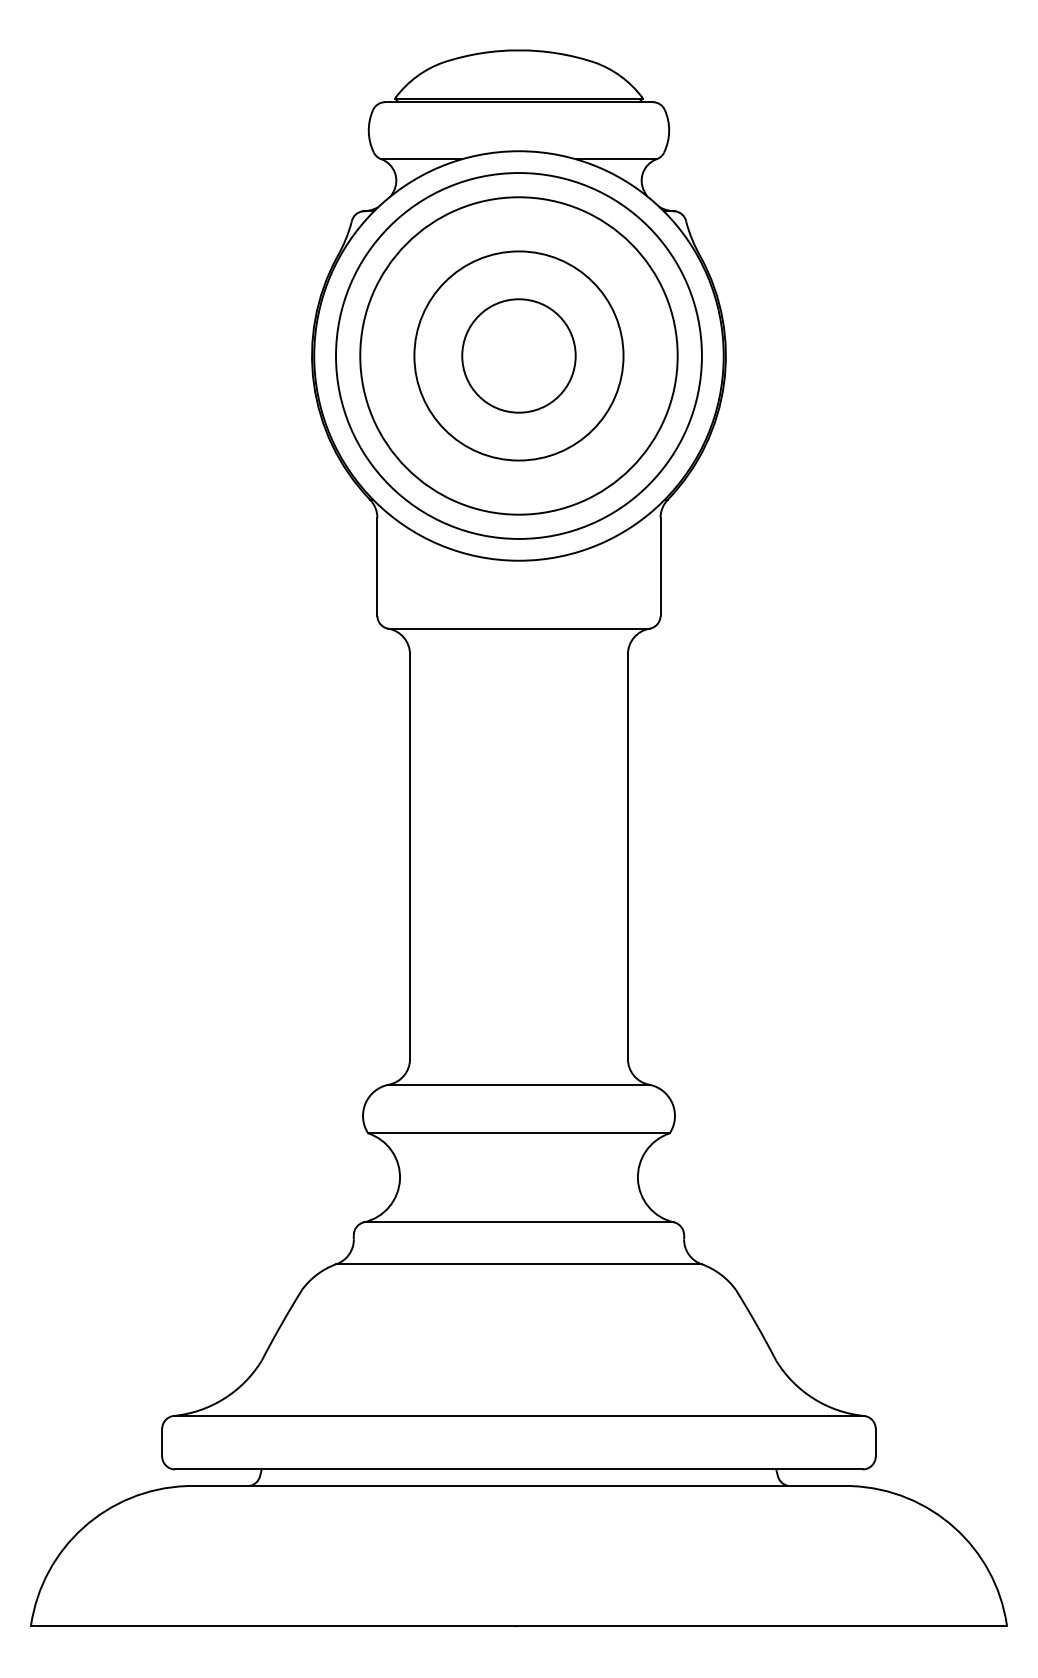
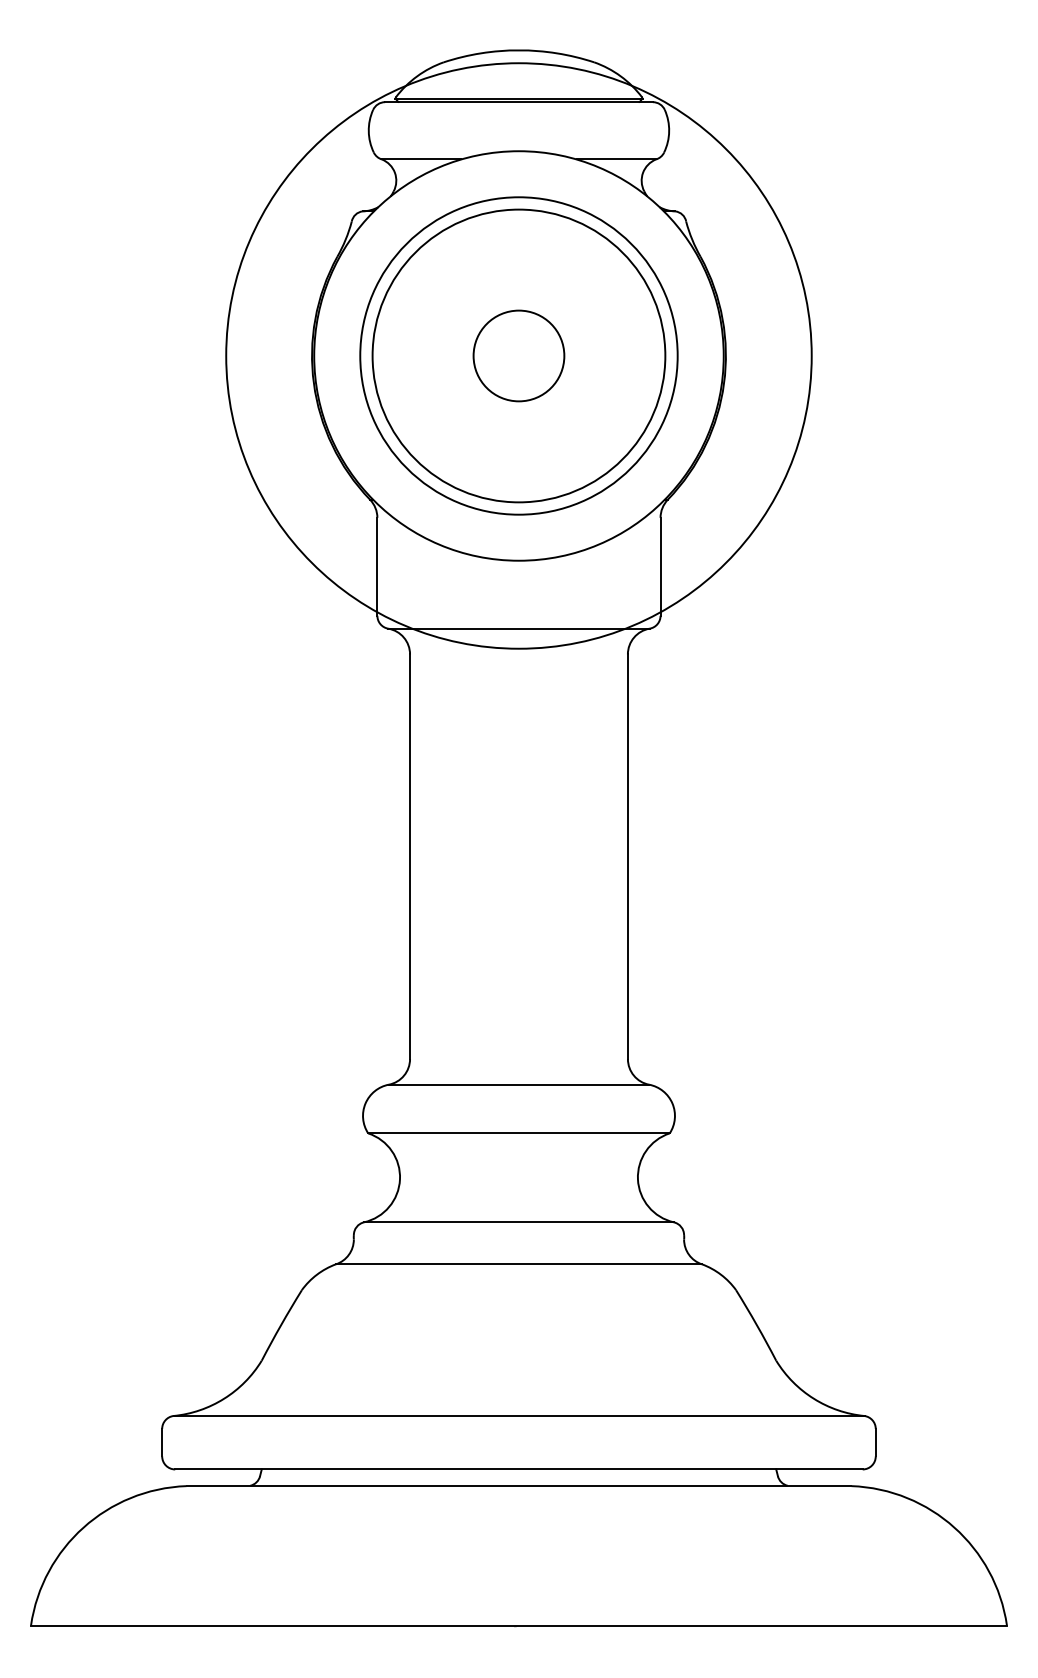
circle diameter: 113 px -> 91 px (518, 355)
circle diameter: 209 px -> 293 px (518, 355)
circle diameter: 366 px -> 586 px (518, 355)
